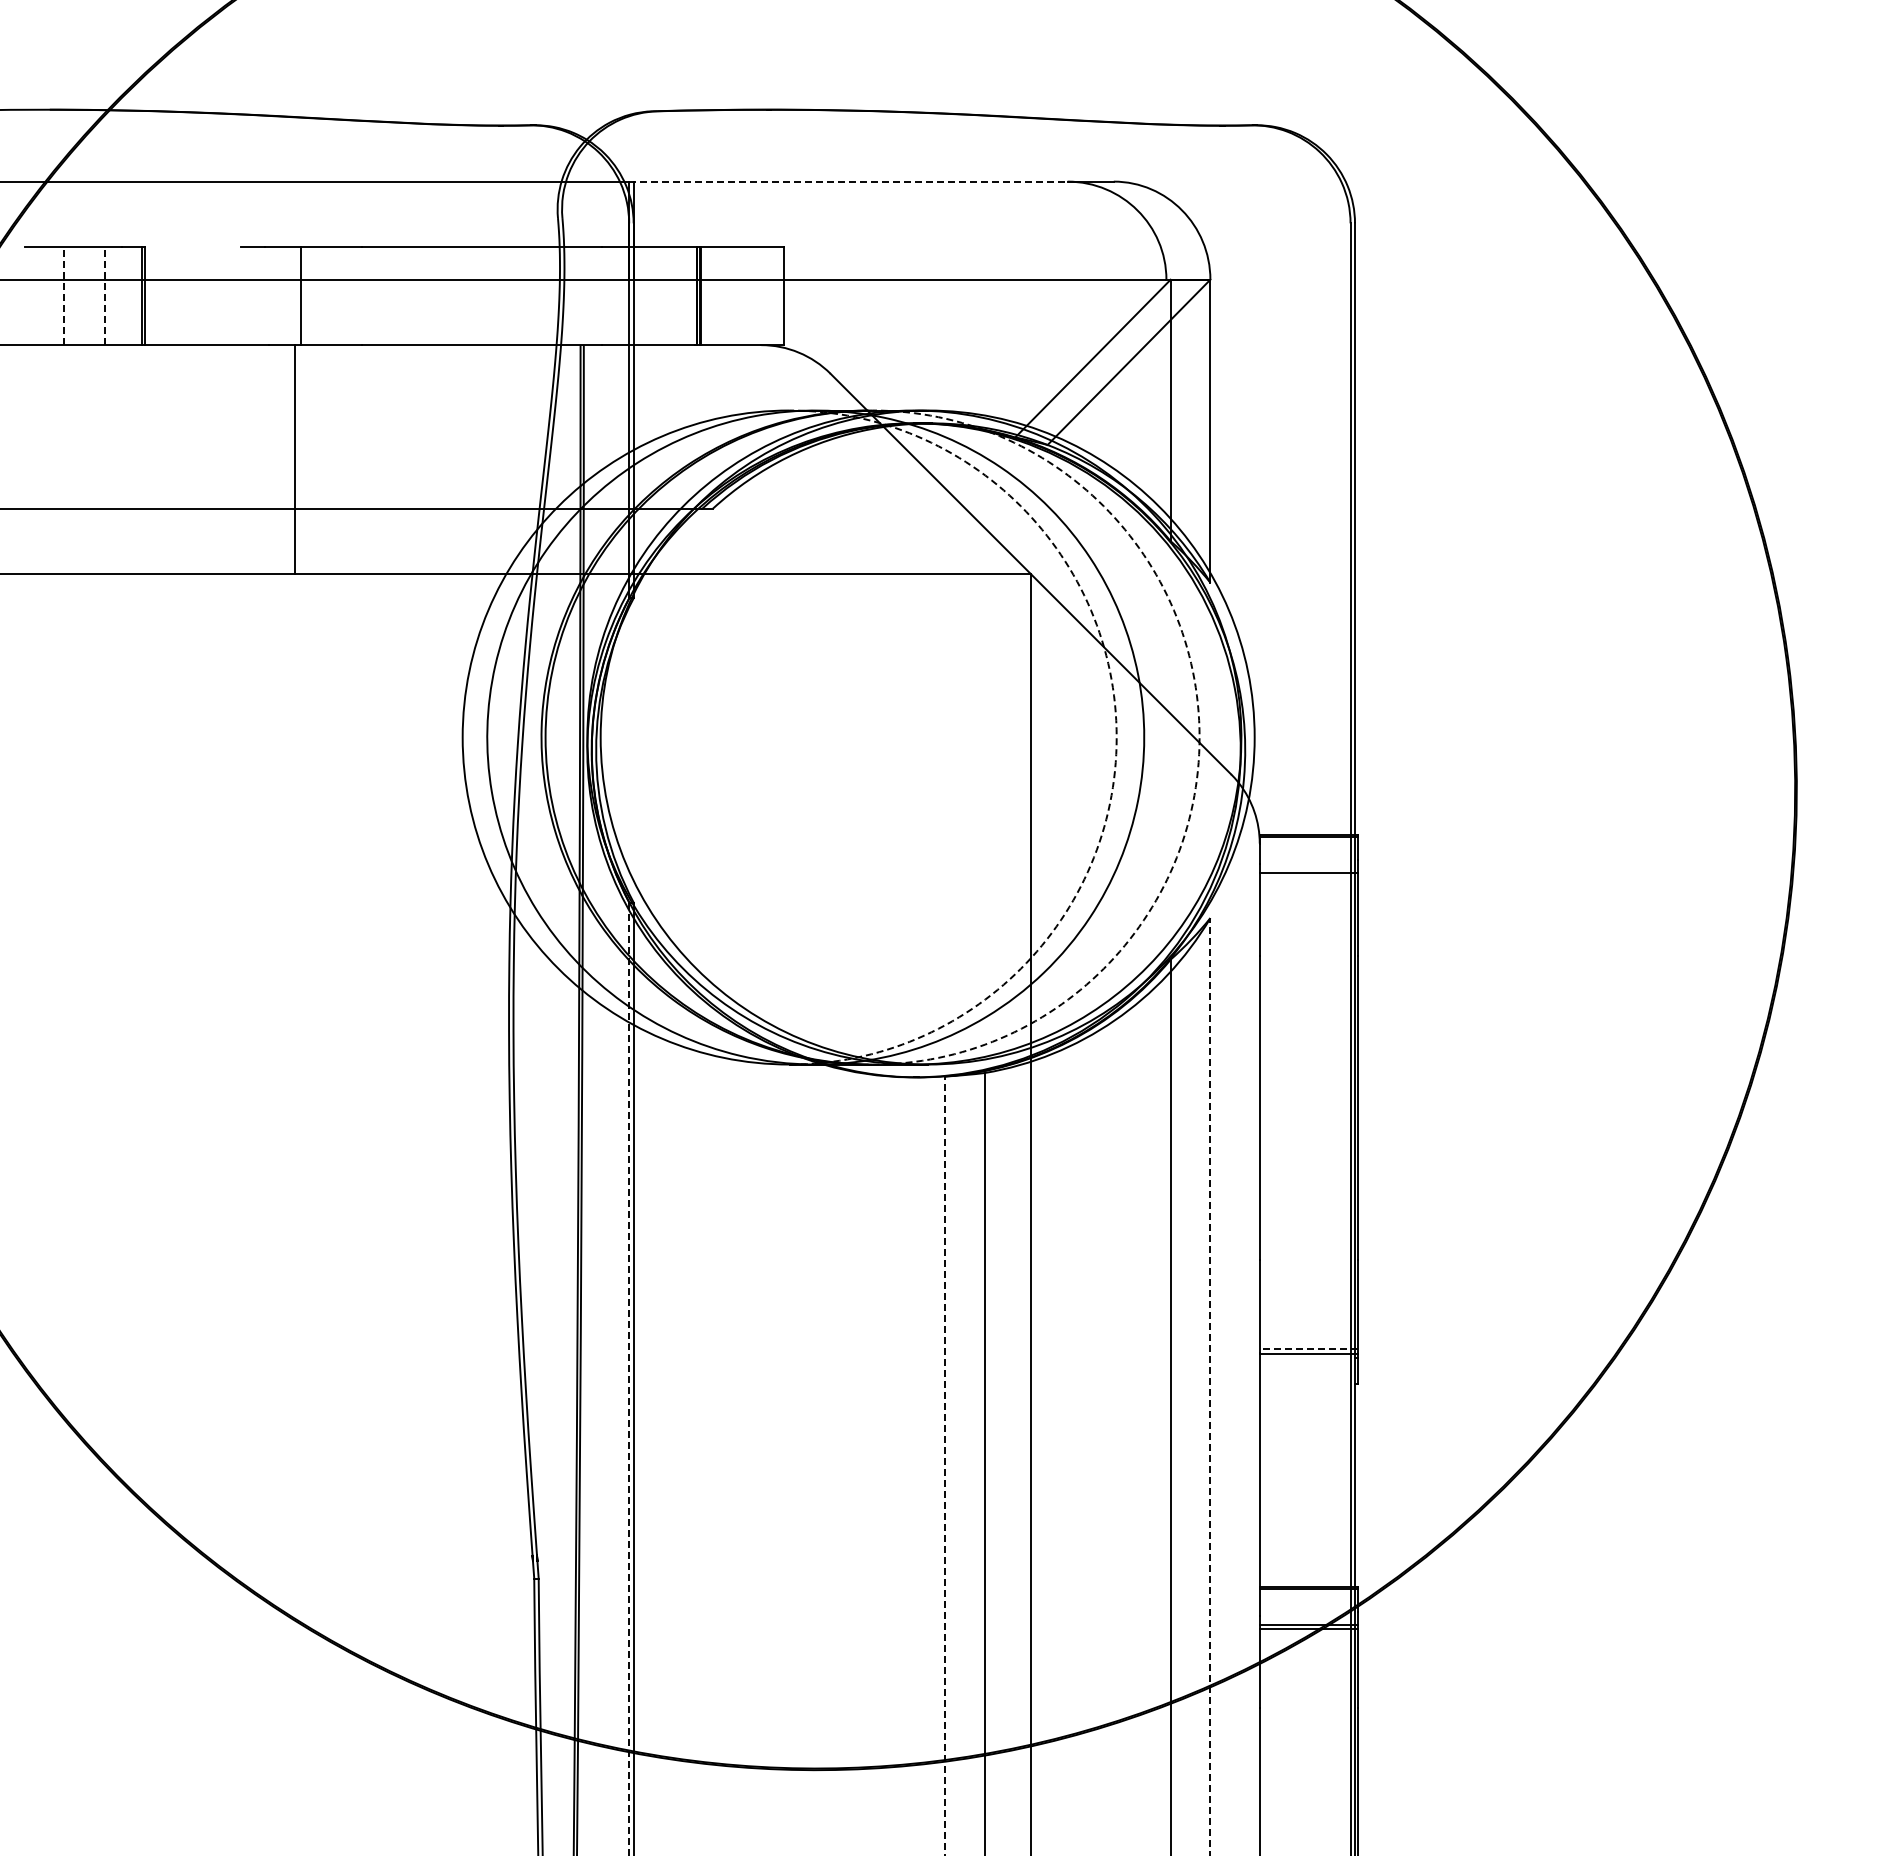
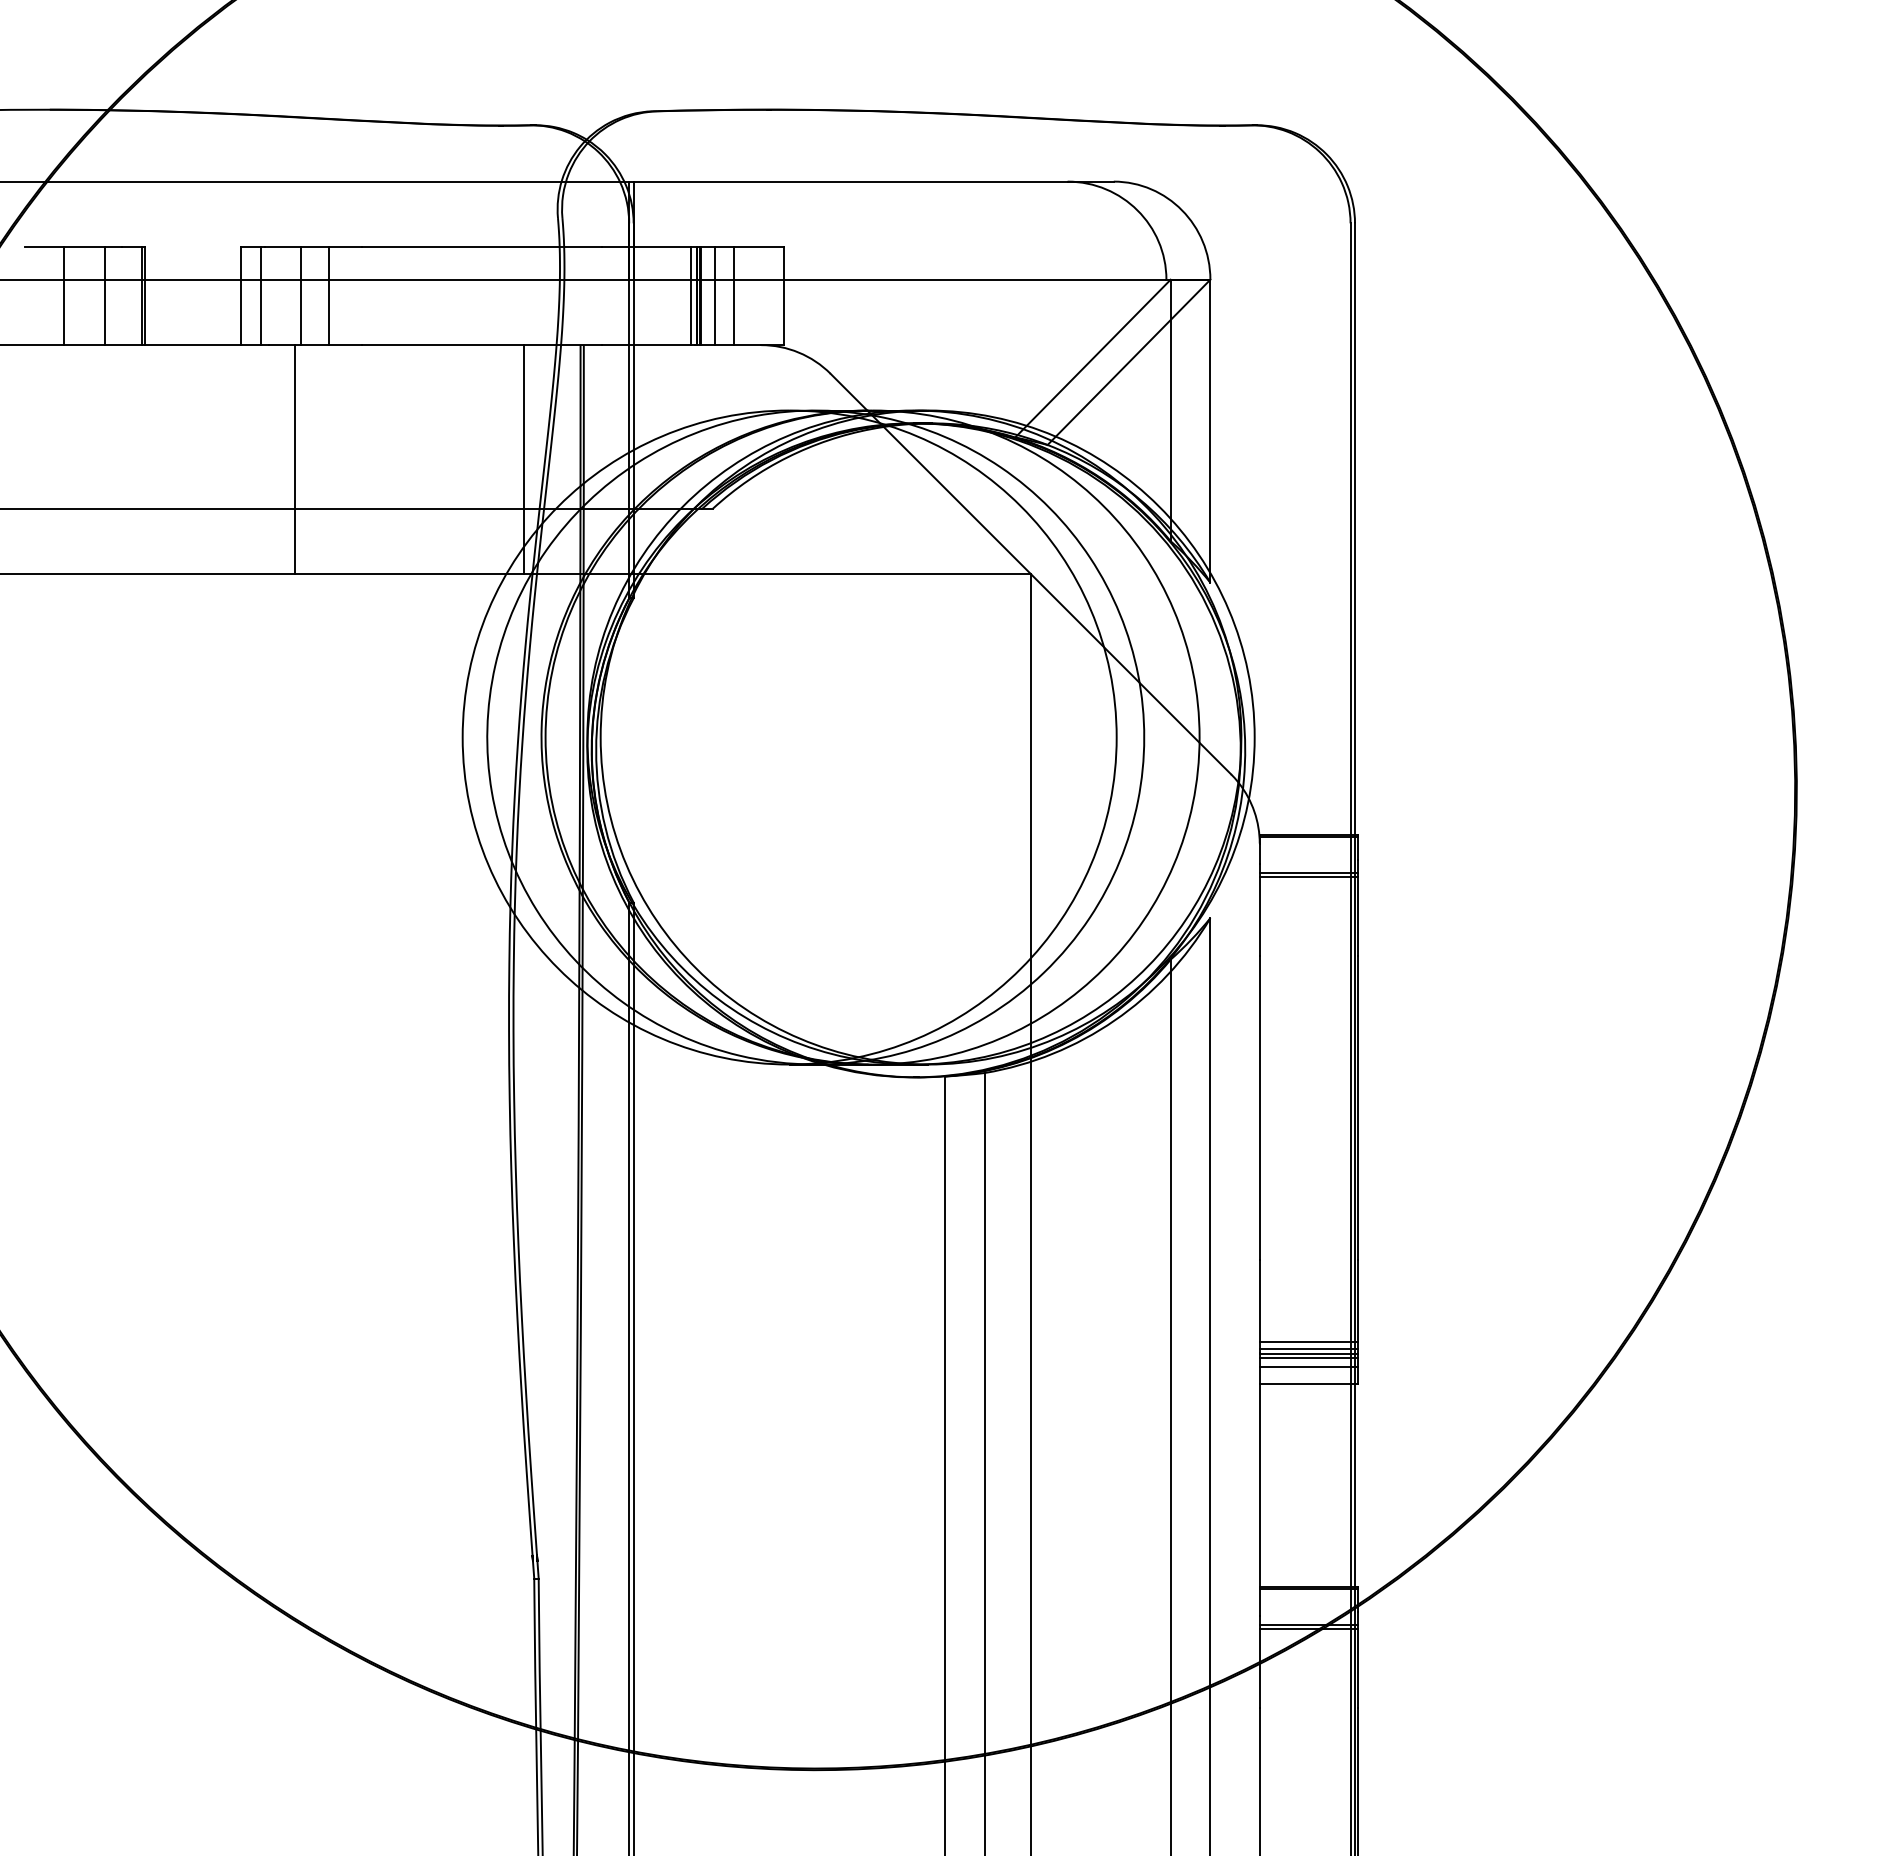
line: dashed -> solid (849, 181)
line: dashed -> solid (63, 295)
line: dashed -> solid (104, 295)
line: none -> present (241, 296)
line: none -> present (261, 296)
line: none -> present (328, 296)
line: none -> present (690, 296)
line: none -> present (714, 296)
line: none -> present (734, 296)
line: none -> present (524, 459)
arc: dashed -> solid (1116, 737)
arc: dashed -> solid (1199, 737)
line: none -> present (1308, 876)
line: none -> present (1308, 1341)
line: dashed -> solid (1308, 1348)
line: none -> present (1307, 1358)
line: none -> present (1308, 1367)
line: dashed -> solid (629, 1379)
line: none -> present (1307, 1384)
line: dashed -> solid (1210, 1386)
line: dashed -> solid (945, 1465)
